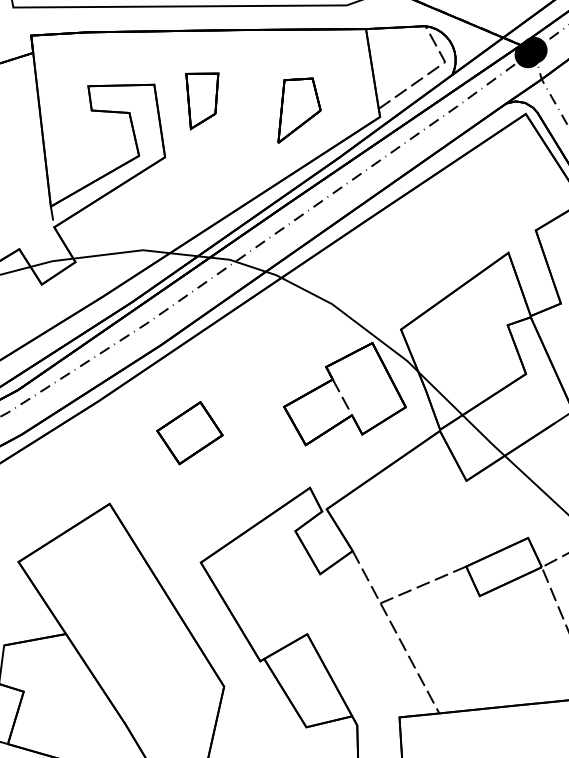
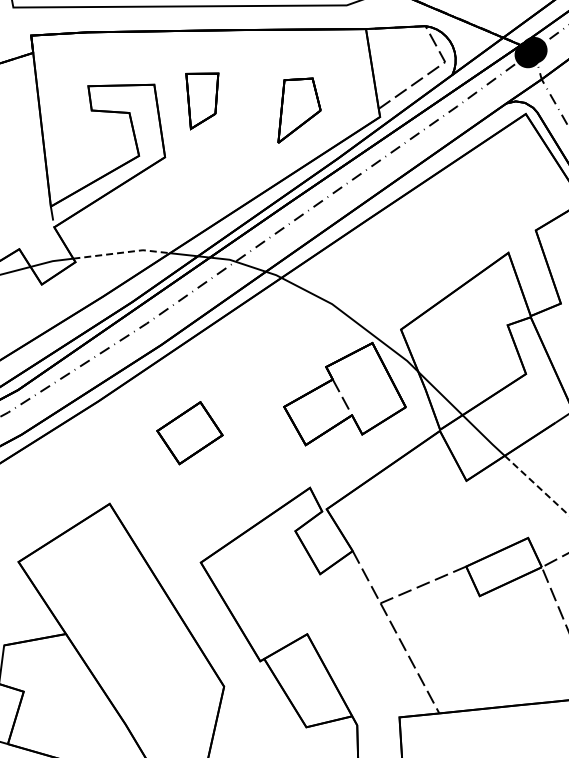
line: solid -> dashed (122, 252)
line: solid -> dashed (536, 485)
